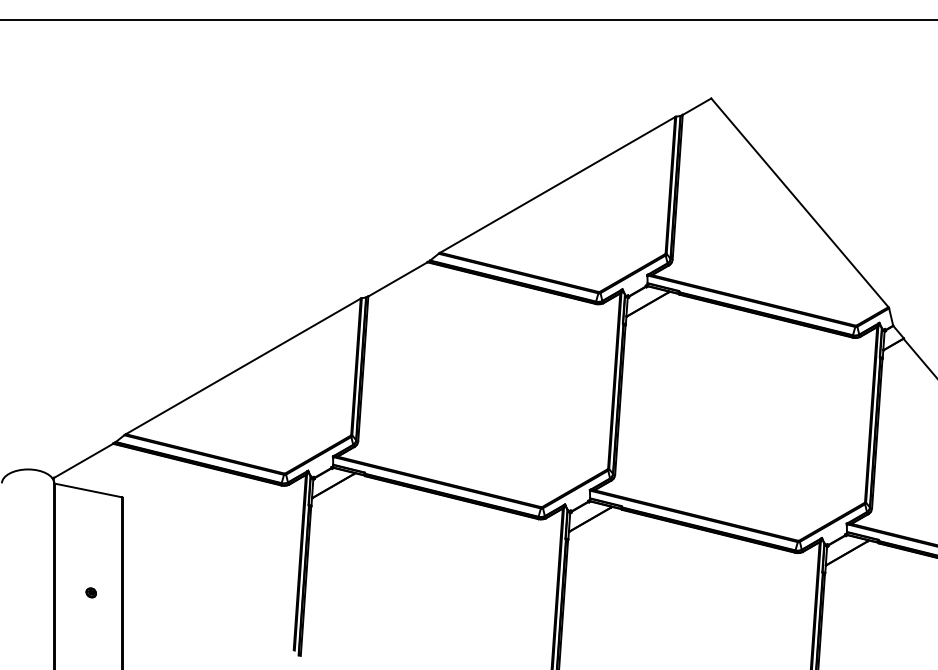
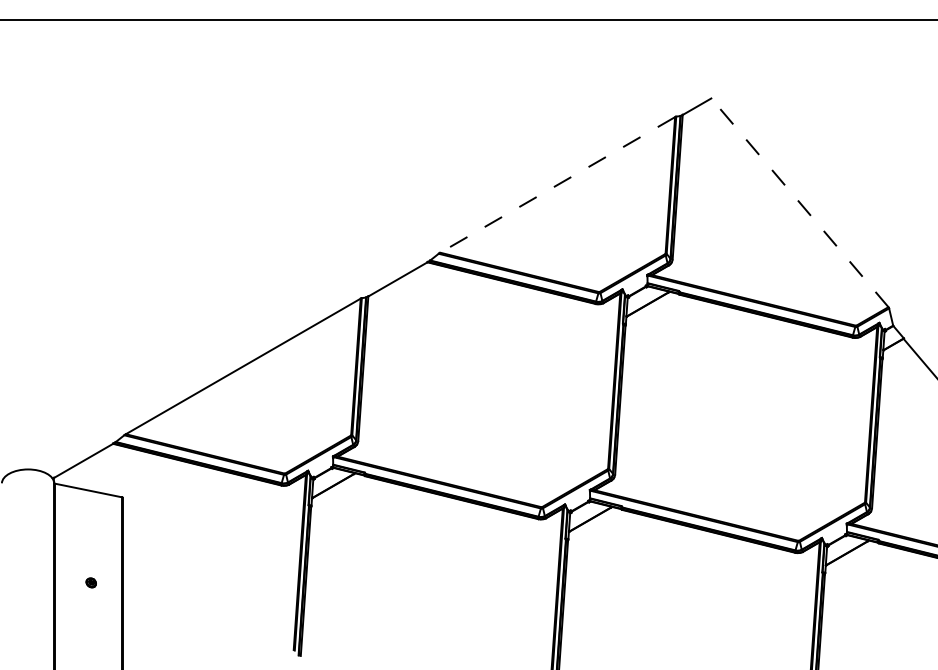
line: solid -> dashed (557, 184)
line: solid -> dashed (799, 202)
part position: (90, 592) -> (90, 582) (90, 582)
